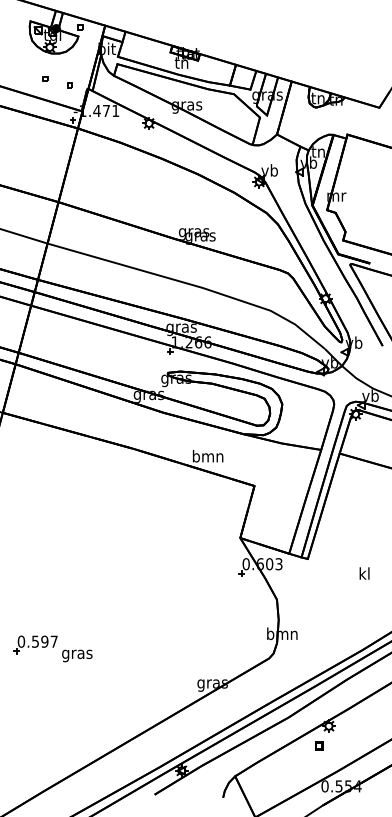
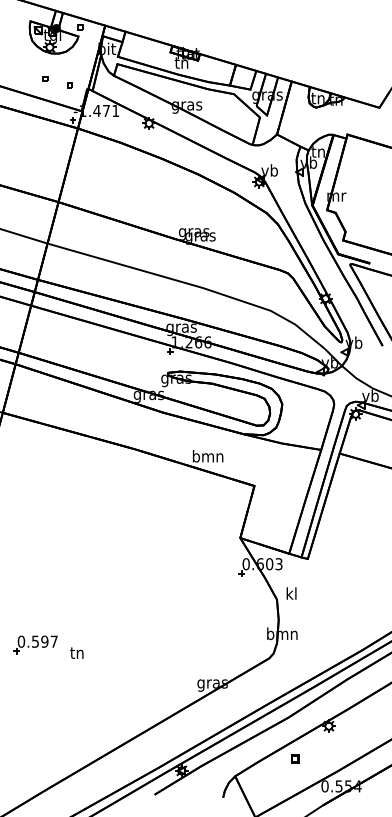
text position: (364, 573) -> (291, 593) (291, 593)
text: gras -> tn (77, 654)
part position: (319, 745) -> (295, 758) (295, 758)
